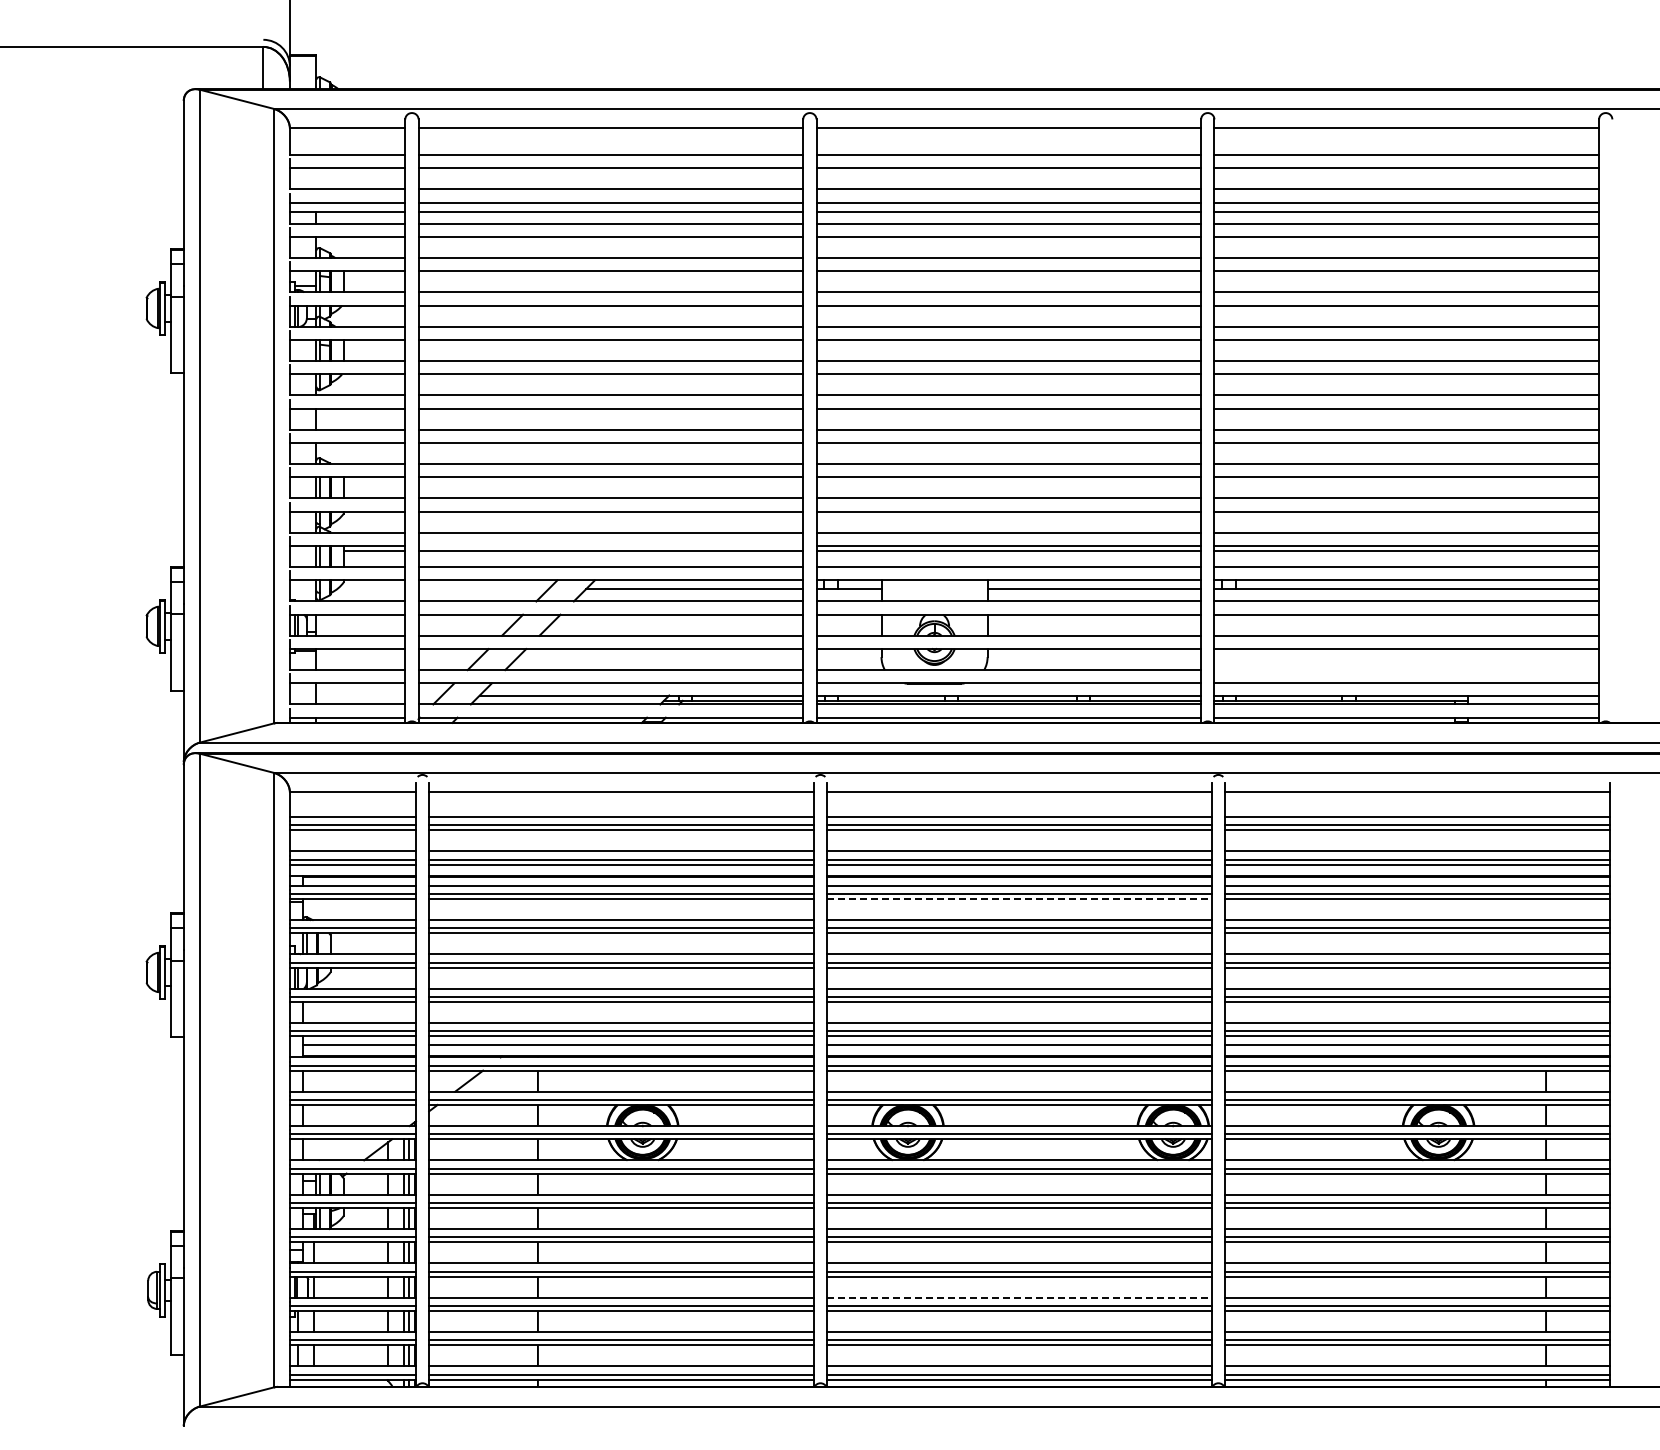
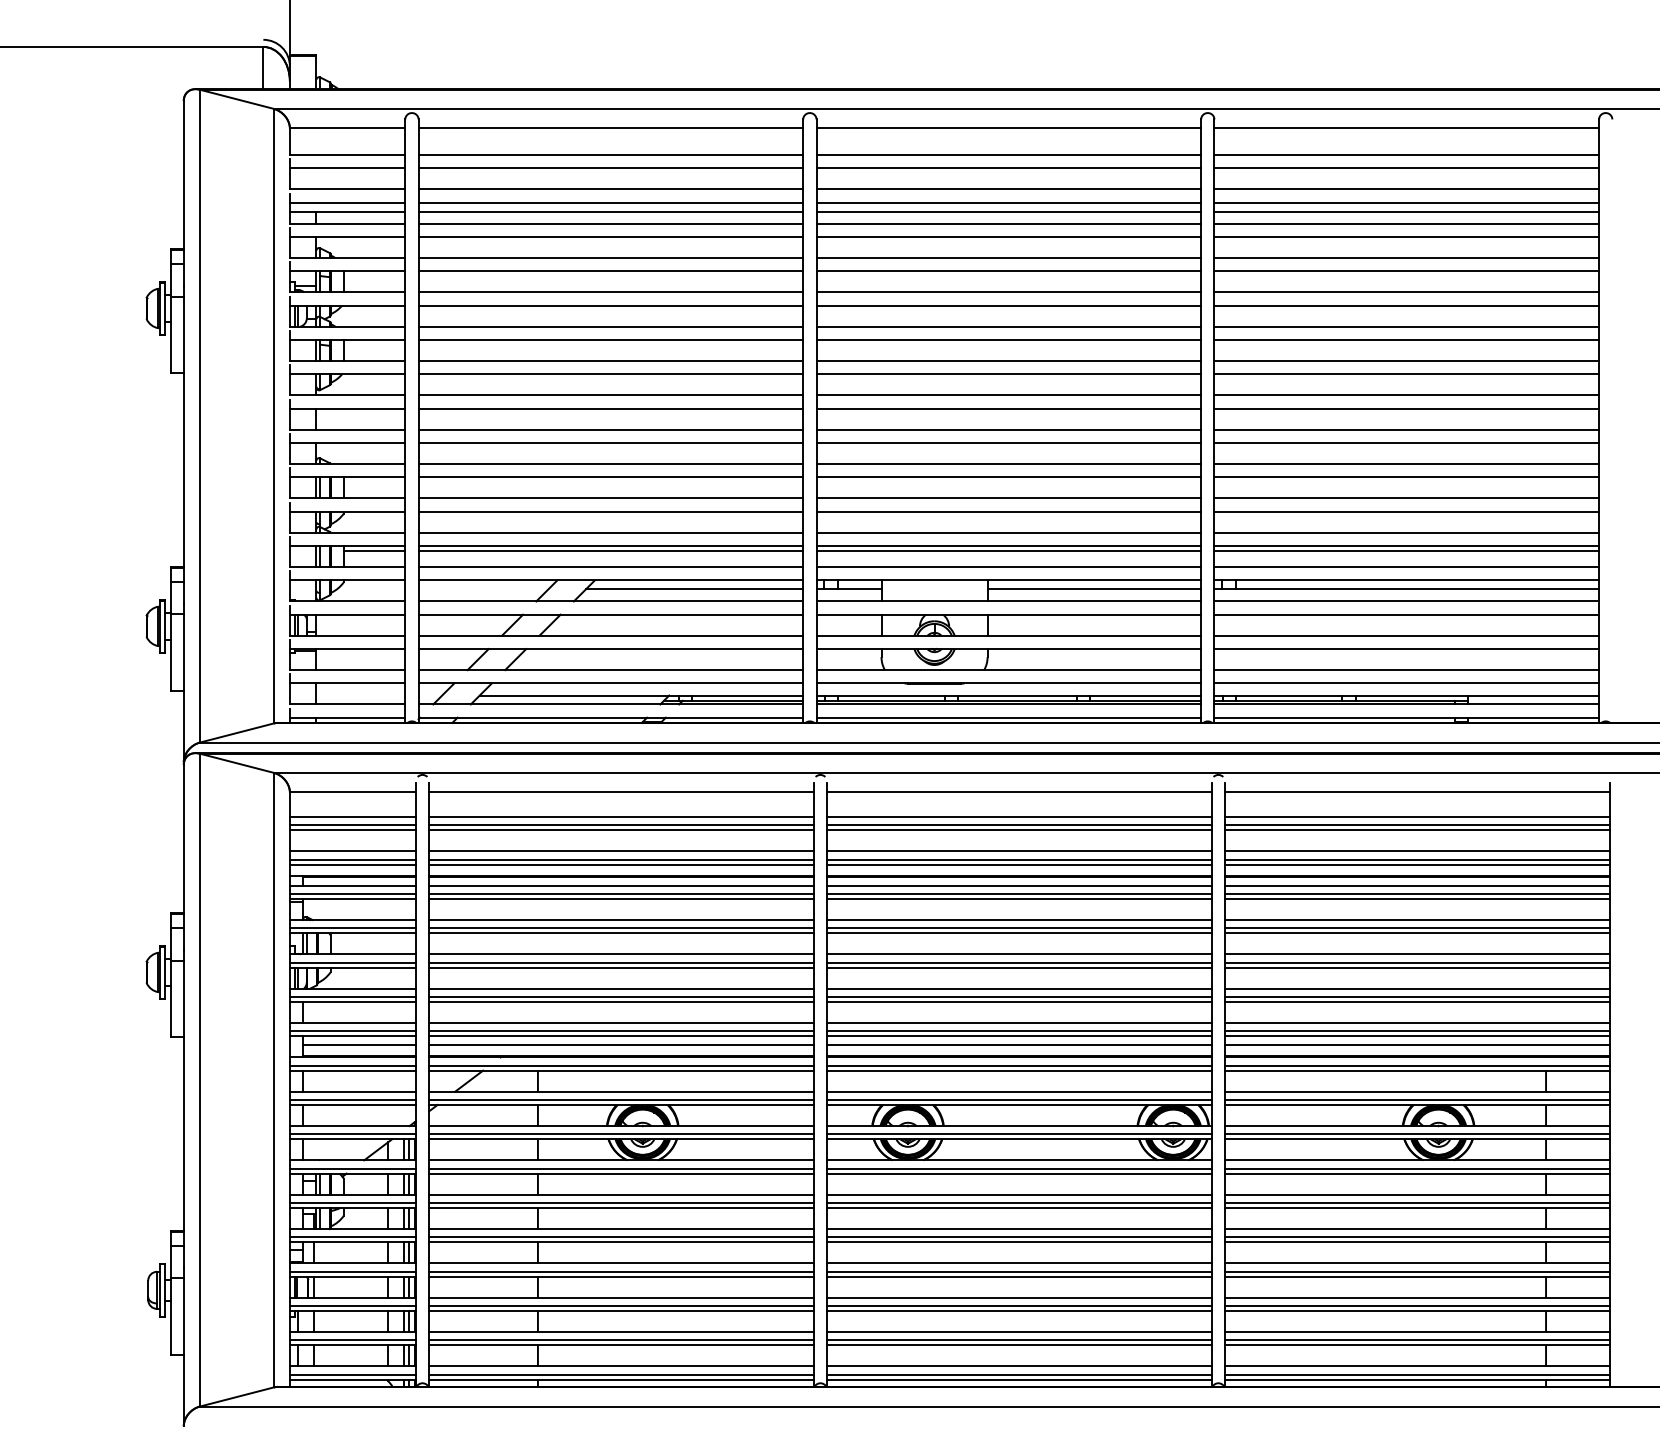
line: none -> present (610, 546)
line: none -> present (1406, 670)
line: dashed -> solid (1019, 898)
line: dashed -> solid (1019, 1297)
